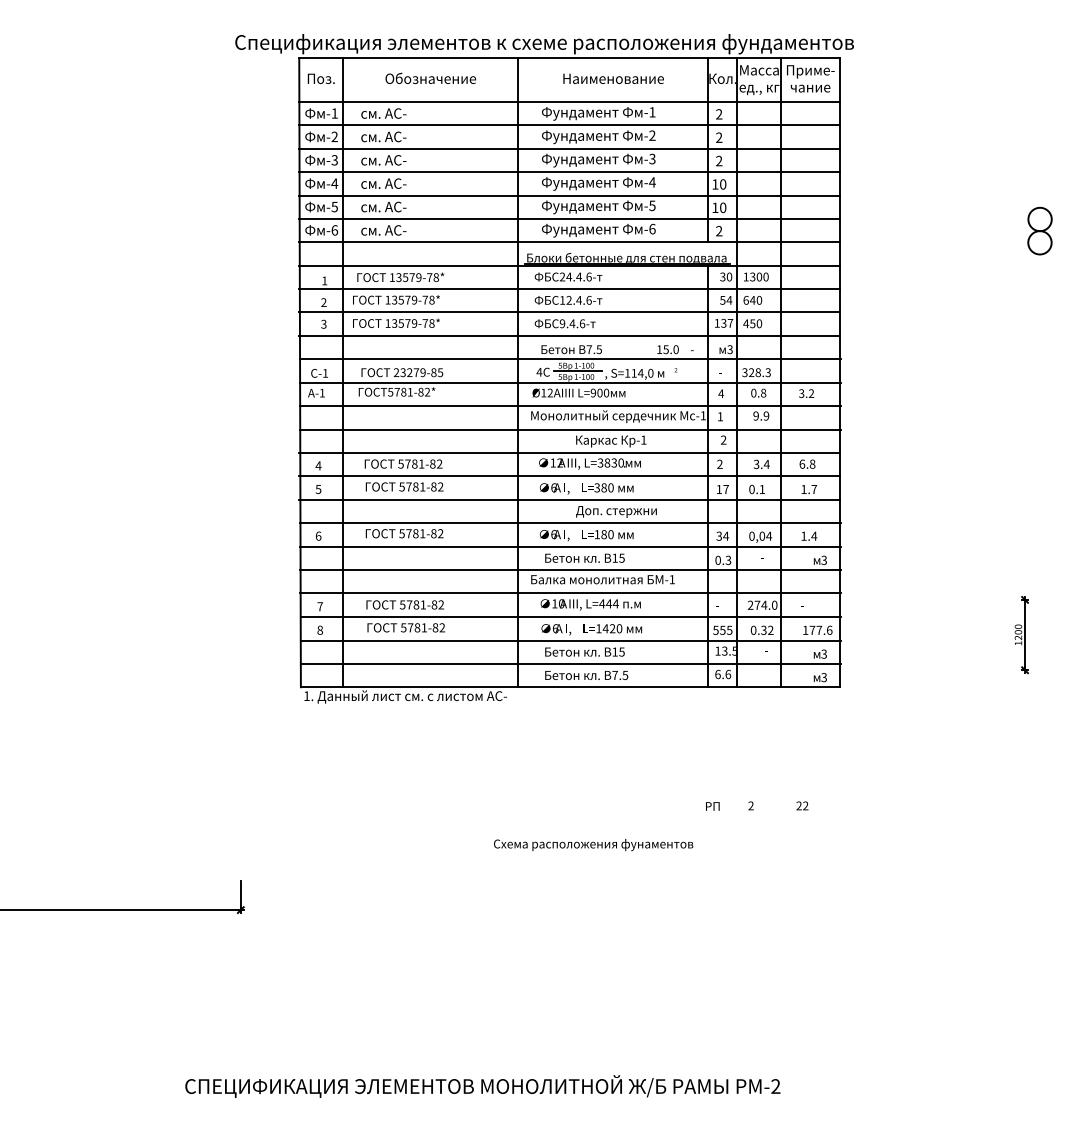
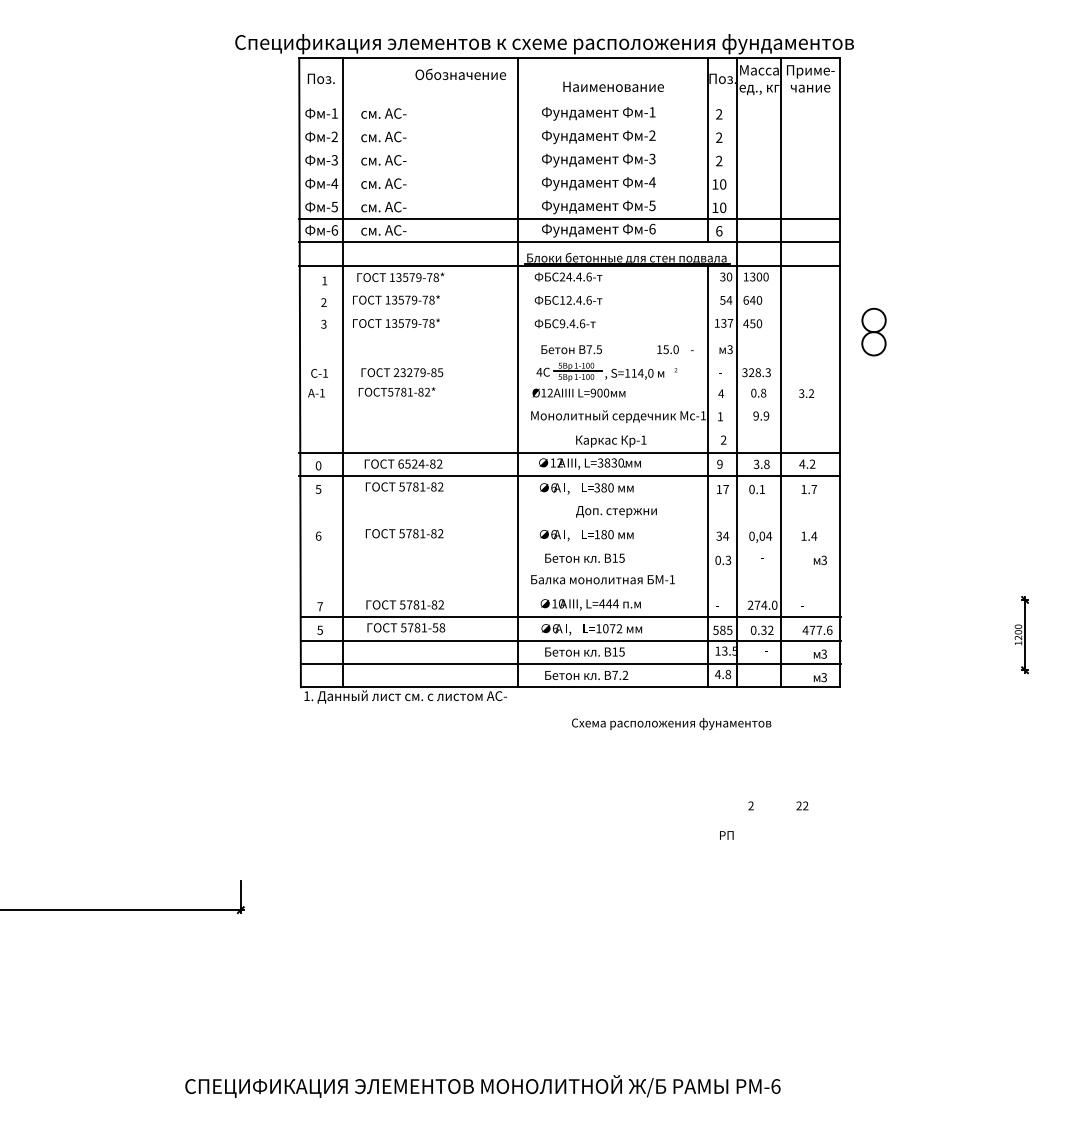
text position: (430, 77) -> (460, 73) (460, 73)
text position: (613, 78) -> (613, 86) (613, 86)
text: Кол. -> Поз. (721, 78)
line: present -> none (569, 102)
line: present -> none (569, 125)
line: present -> none (569, 148)
line: present -> none (569, 172)
line: present -> none (569, 195)
part position: (1039, 230) -> (873, 331) (873, 331)
text: 2 -> 6 (719, 231)
line: present -> none (569, 289)
line: present -> none (569, 312)
line: present -> none (569, 335)
line: present -> none (570, 359)
line: present -> none (570, 382)
line: present -> none (570, 406)
line: present -> none (570, 429)
text: 5781-82 -> 6524-82 (411, 463)
text: 6.8 -> 4.2 (807, 463)
text: 2 -> 9 (719, 464)
text: 3.4 -> 3.8 (766, 464)
text: 4 -> 0 (318, 465)
line: present -> none (569, 499)
line: present -> none (570, 523)
line: present -> none (570, 546)
line: present -> none (570, 570)
line: present -> none (570, 593)
text: 5781-82 -> 5781-58 (438, 627)
text: 1420 -> 1072 (612, 628)
text: 8 -> 5 (319, 629)
text: 555 -> 585 (722, 629)
text: 177.6 -> 477.6 (805, 630)
text: 6.6 -> 4.8 (723, 674)
text: 7.5 -> 7.2 (625, 675)
text position: (712, 806) -> (726, 835) (726, 835)
text position: (593, 845) -> (671, 724) (671, 724)
text: -2 -> -6 (775, 1086)
